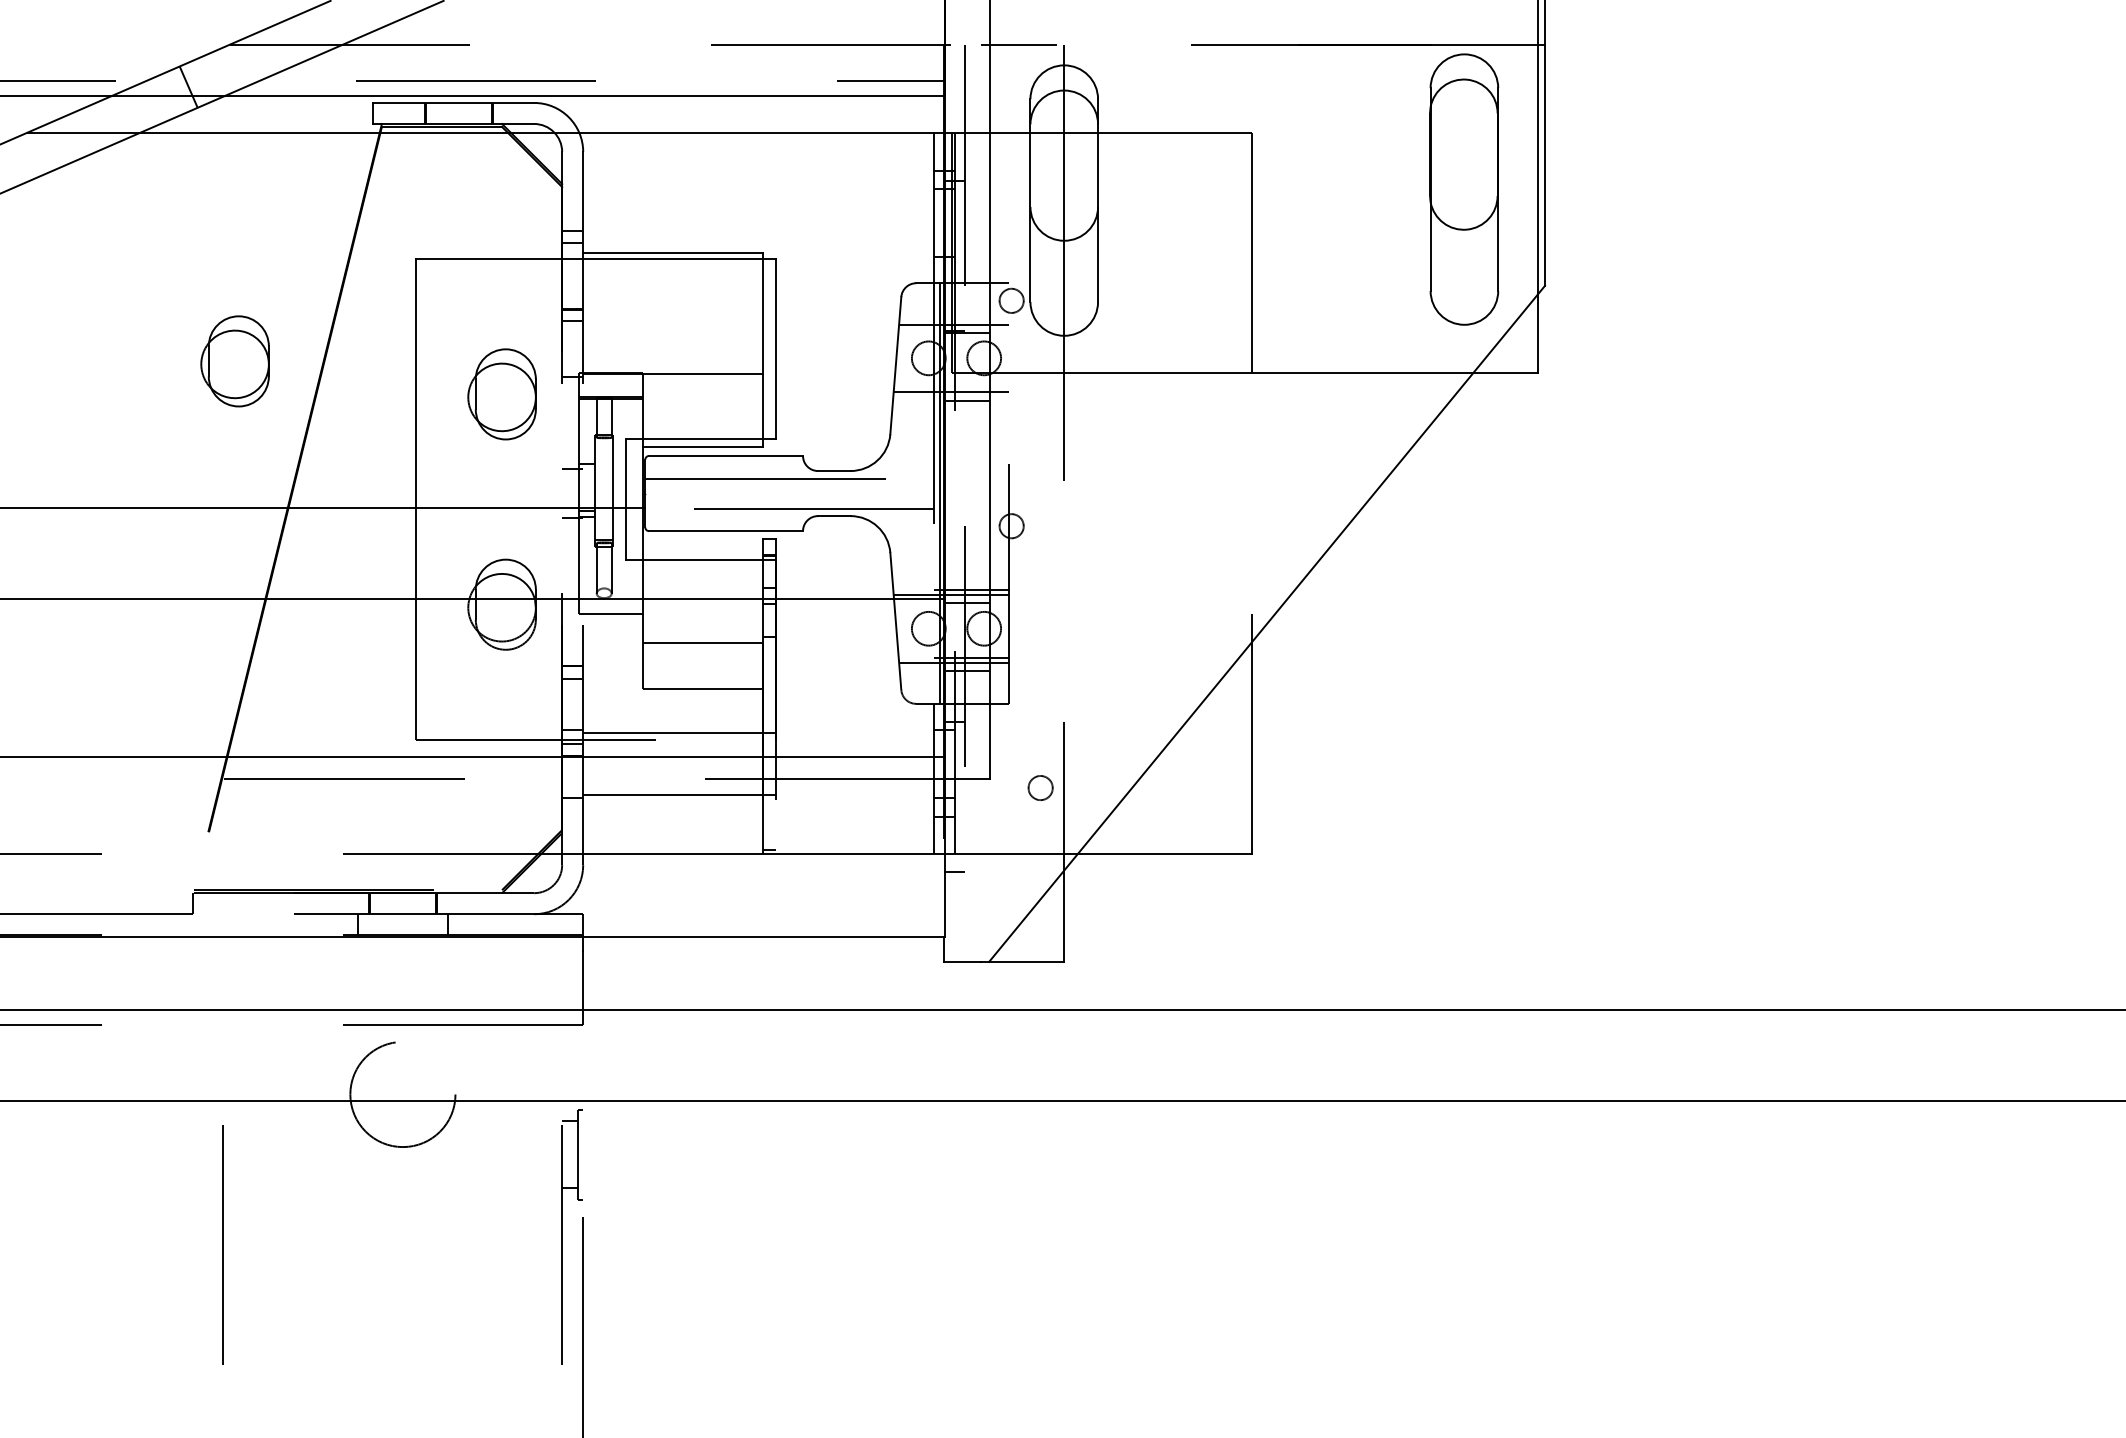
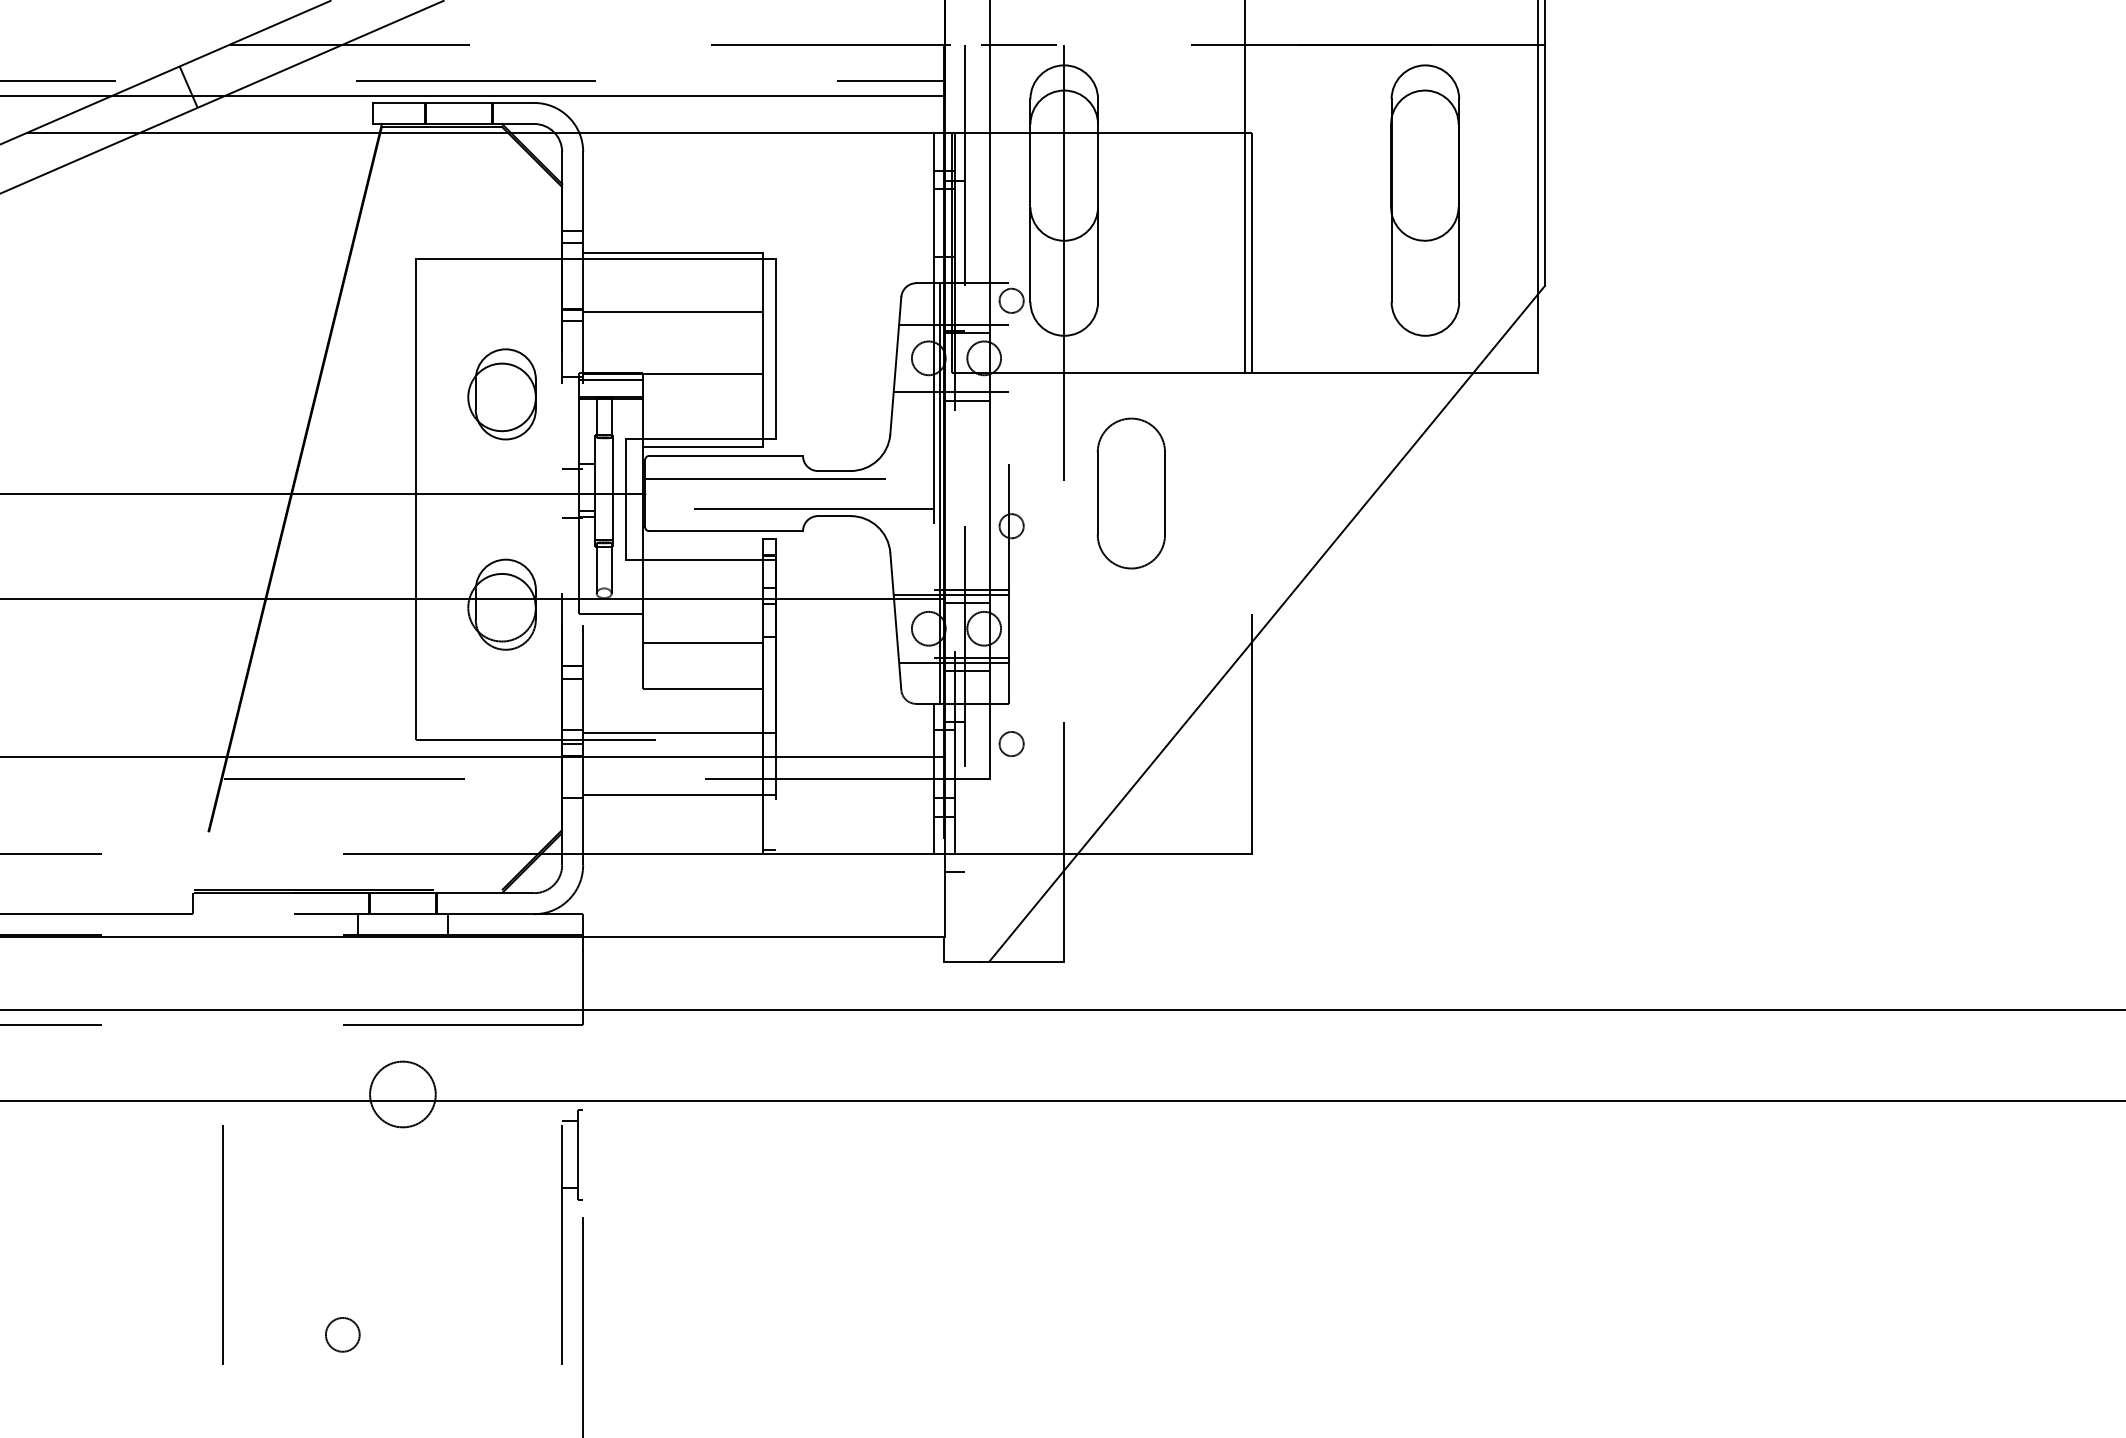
line: none -> present (1244, 187)
part position: (1464, 189) -> (1425, 200) (1425, 200)
line: none -> present (673, 312)
part: present -> none (234, 361)
line: none -> present (611, 379)
part: none -> present (1130, 493)
line position: (323, 507) -> (323, 493) (323, 493)
circle position: (1040, 787) -> (1011, 743) (1011, 743)
circle diameter: 105 px -> 66 px (402, 1094)
circle: none -> present (342, 1334)
